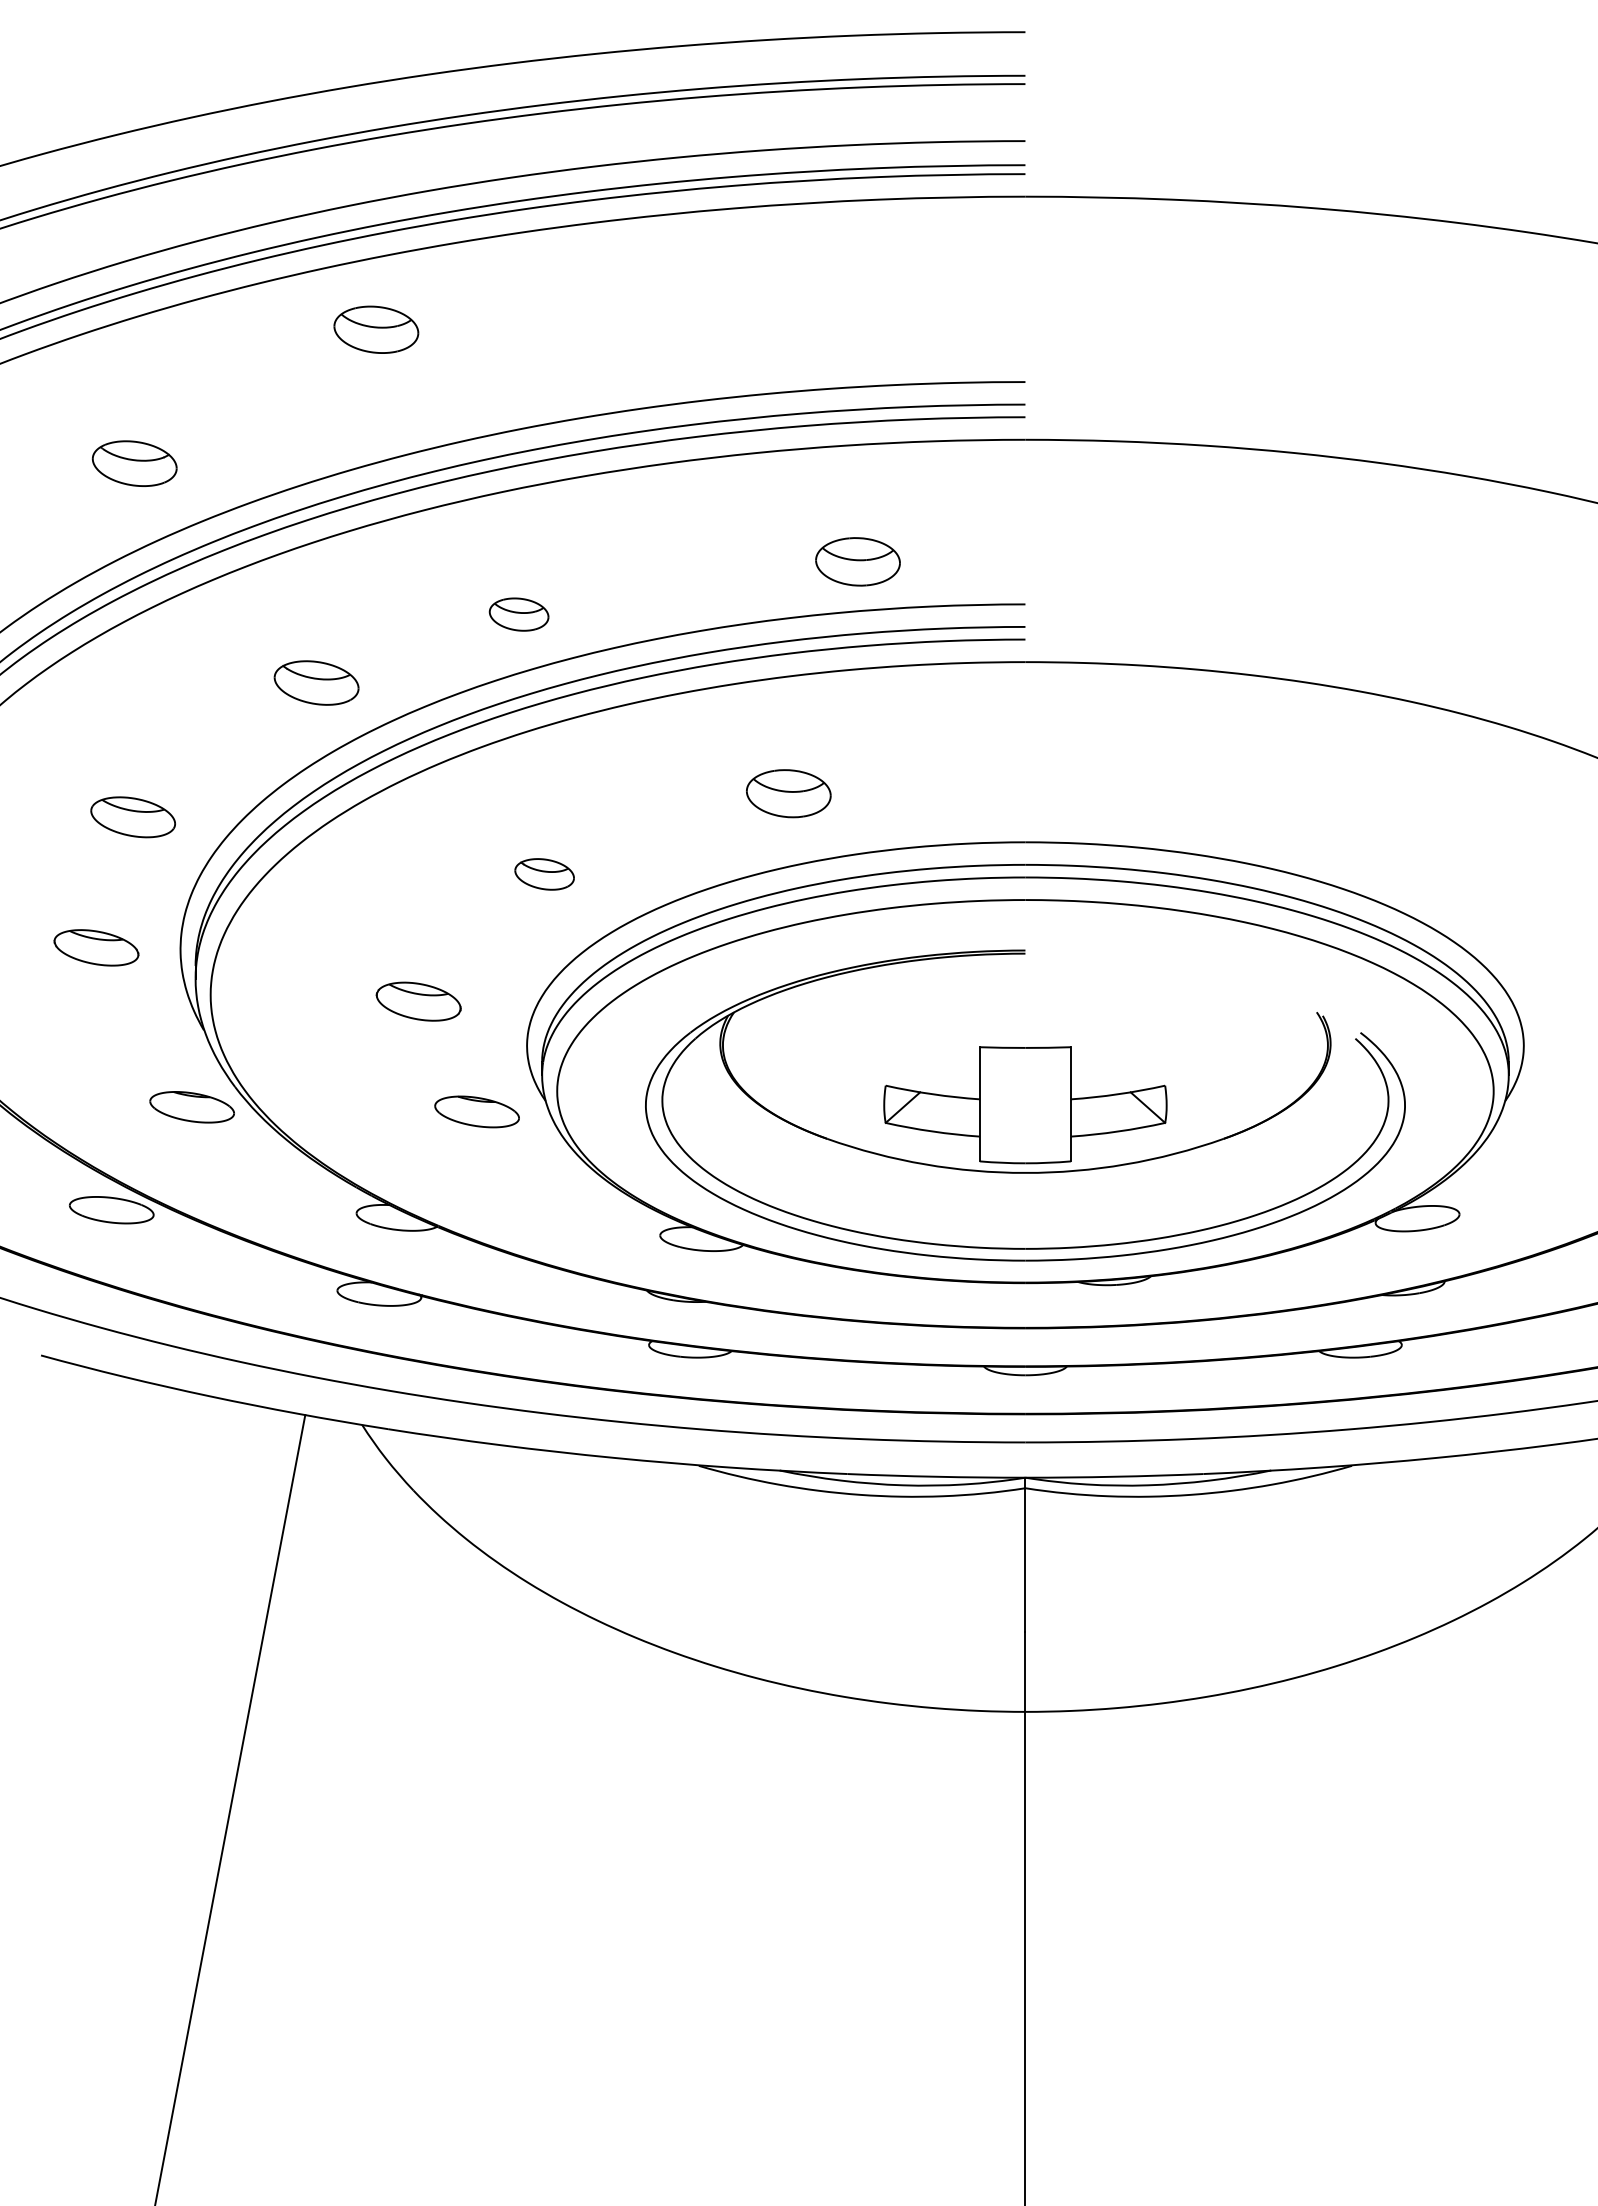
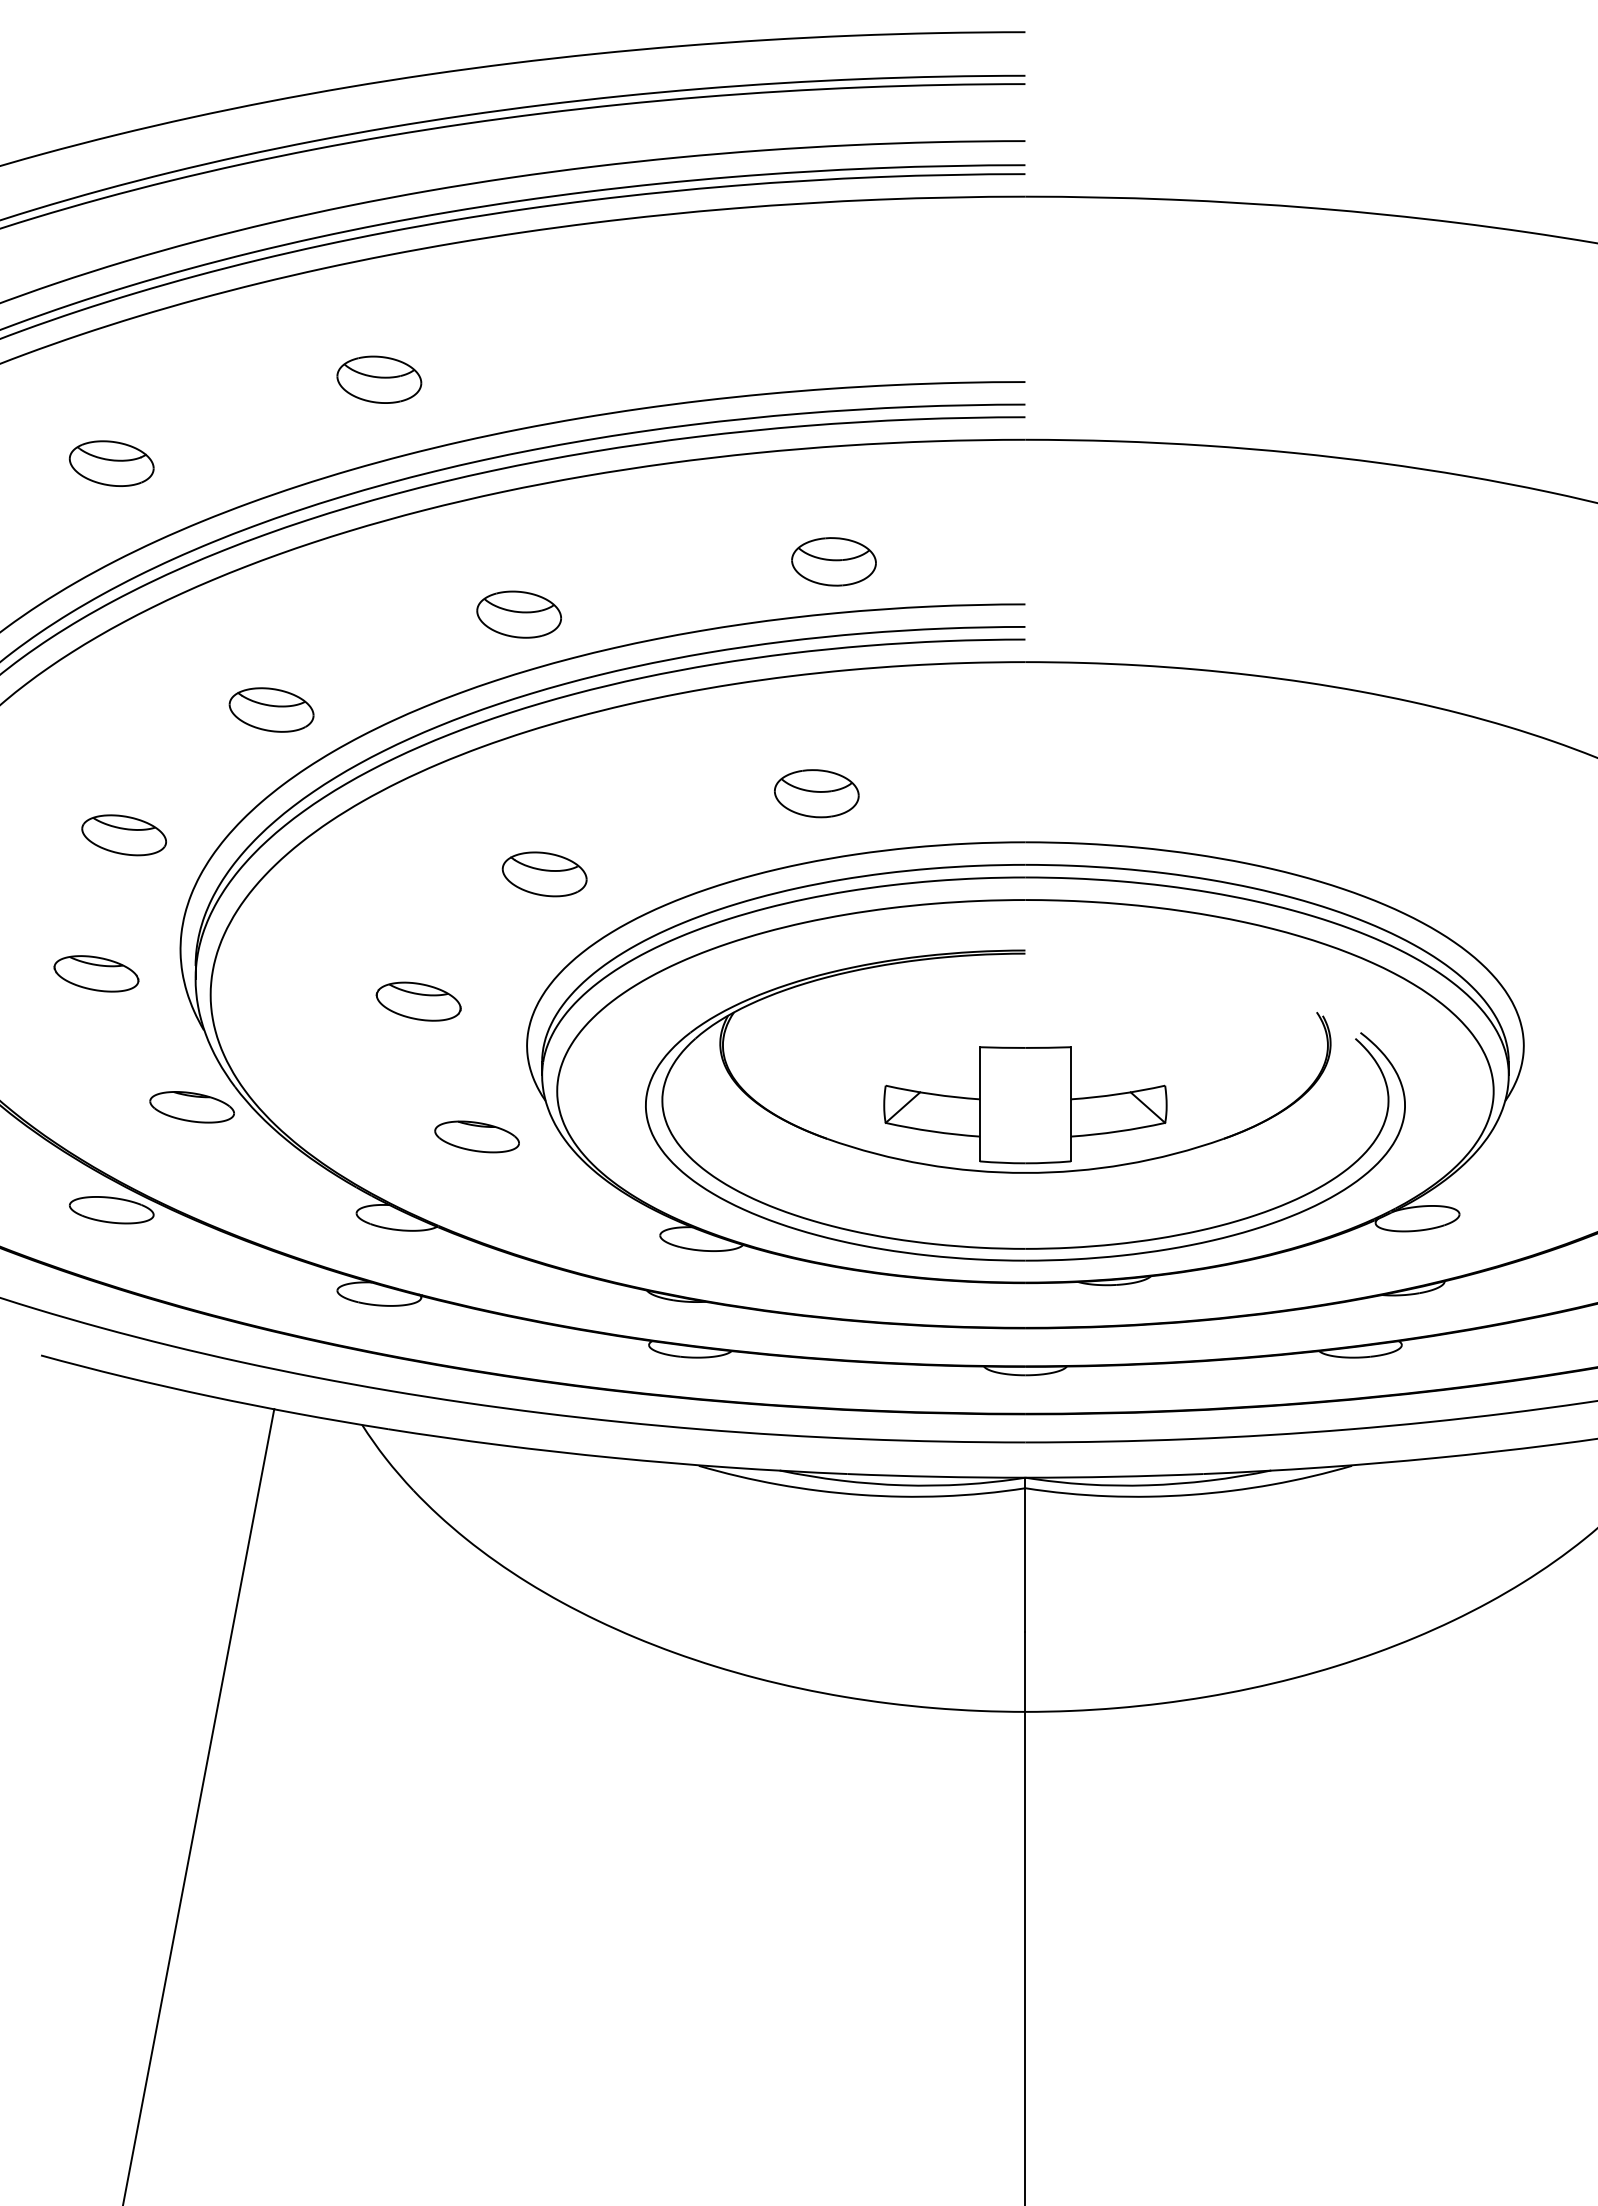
part position: (376, 329) -> (379, 379) (379, 379)
part position: (134, 463) -> (111, 463) (111, 463)
part position: (857, 561) -> (833, 561) (833, 561)
part size: 62x35 px -> 86x49 px (518, 614)
part position: (316, 682) -> (271, 709) (271, 709)
part position: (788, 793) -> (816, 793) (816, 793)
part position: (132, 817) -> (123, 835) (123, 835)
part size: 61x33 px -> 87x47 px (544, 874)
part position: (96, 947) -> (96, 973) (96, 973)
part position: (476, 1111) -> (476, 1136) (476, 1136)
line position: (230, 1808) -> (198, 1805) (198, 1805)
